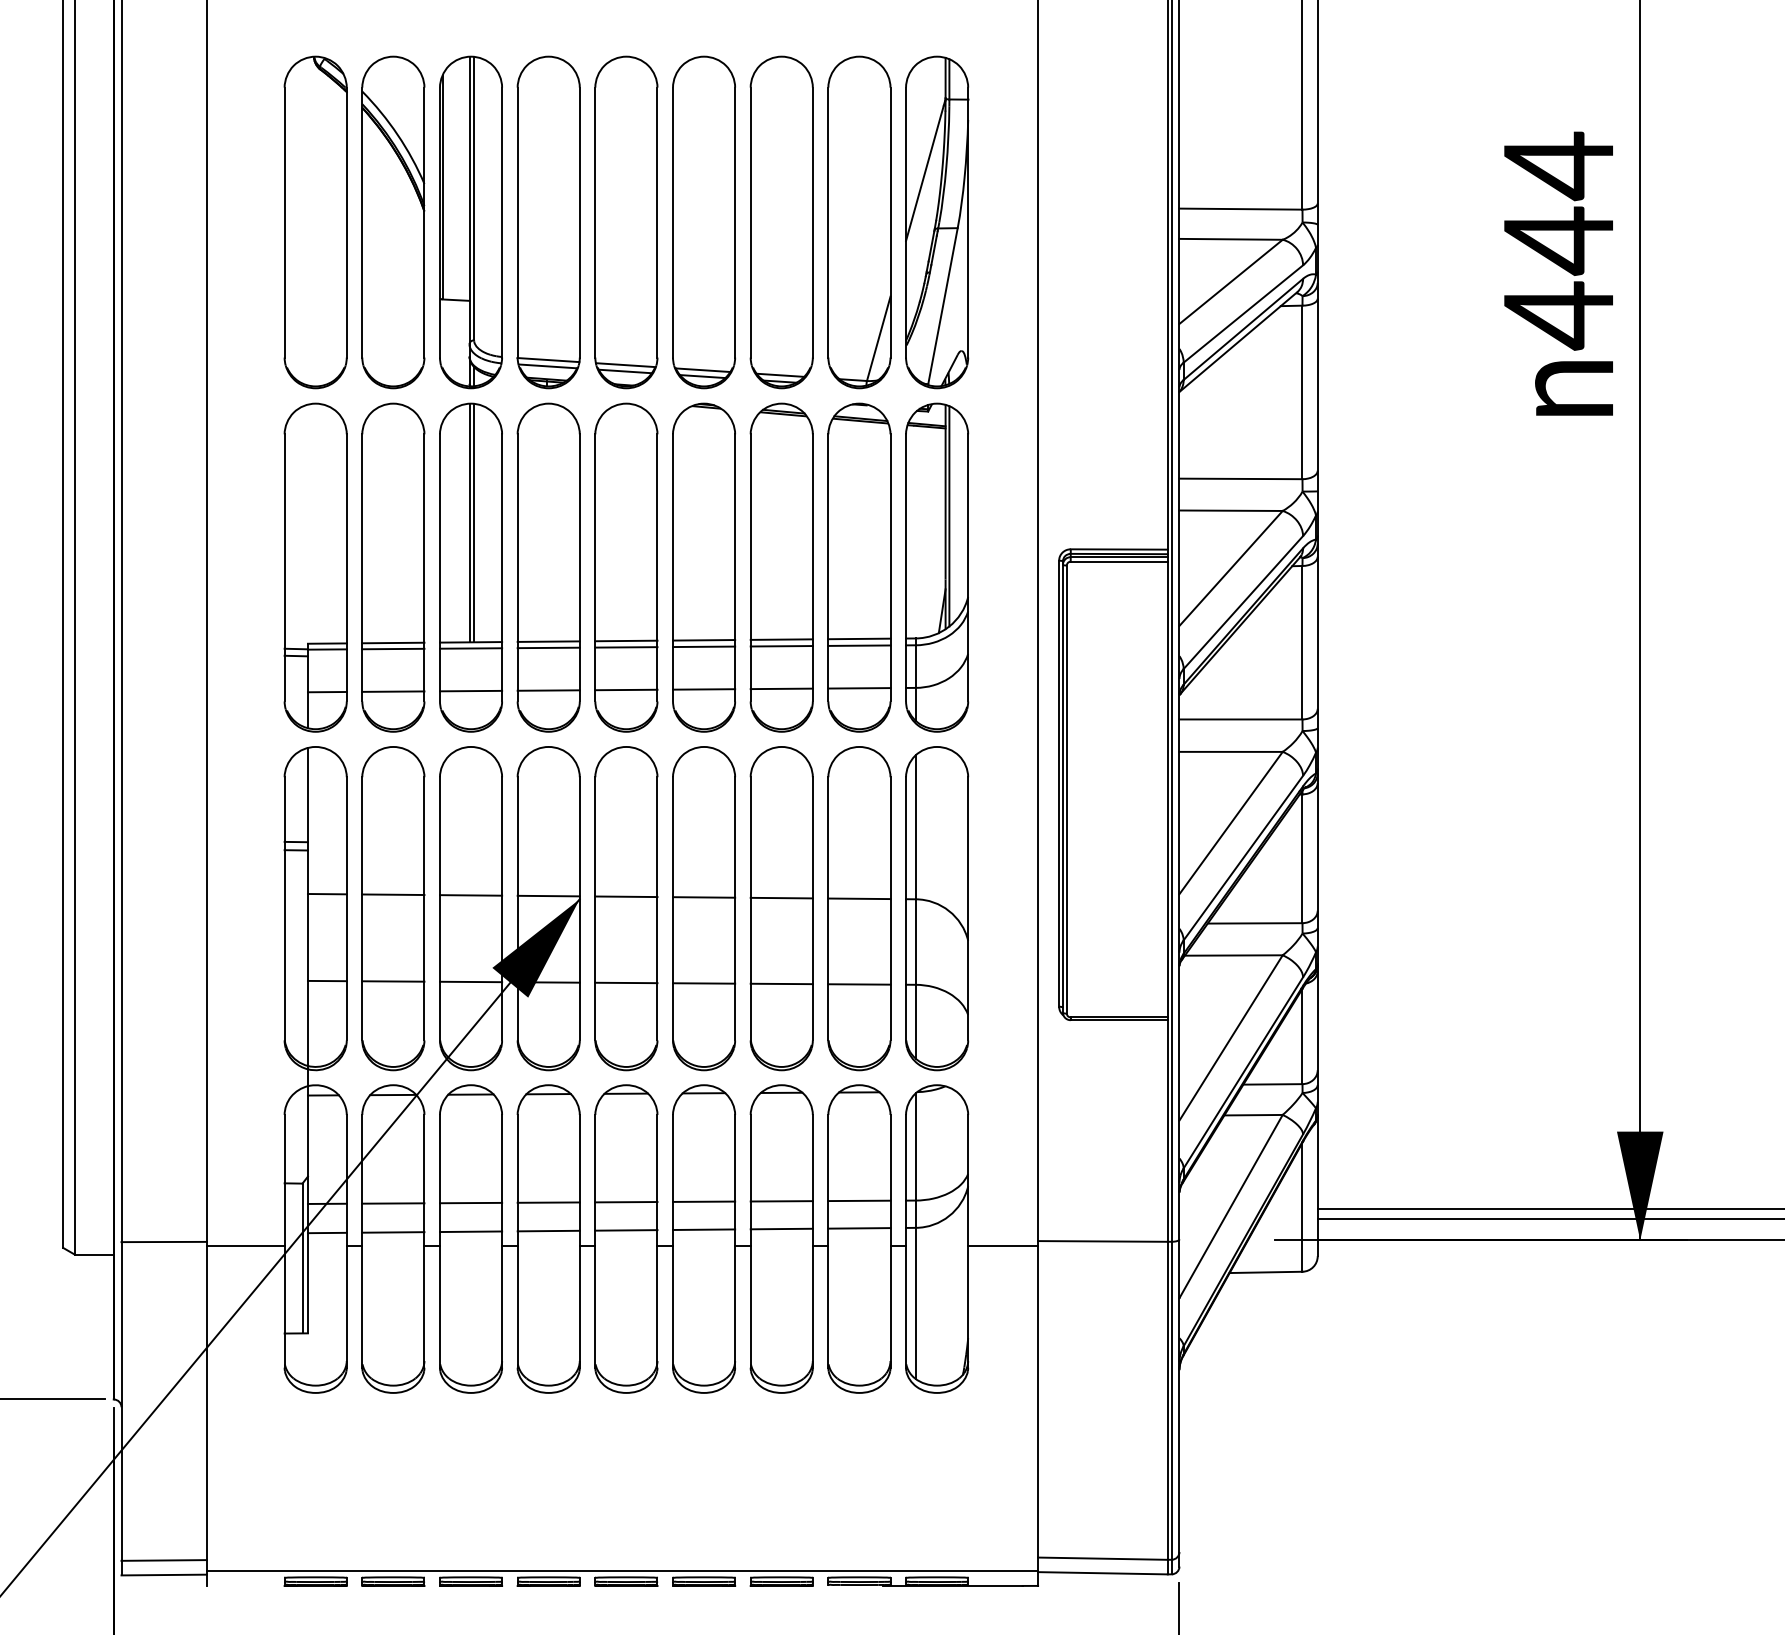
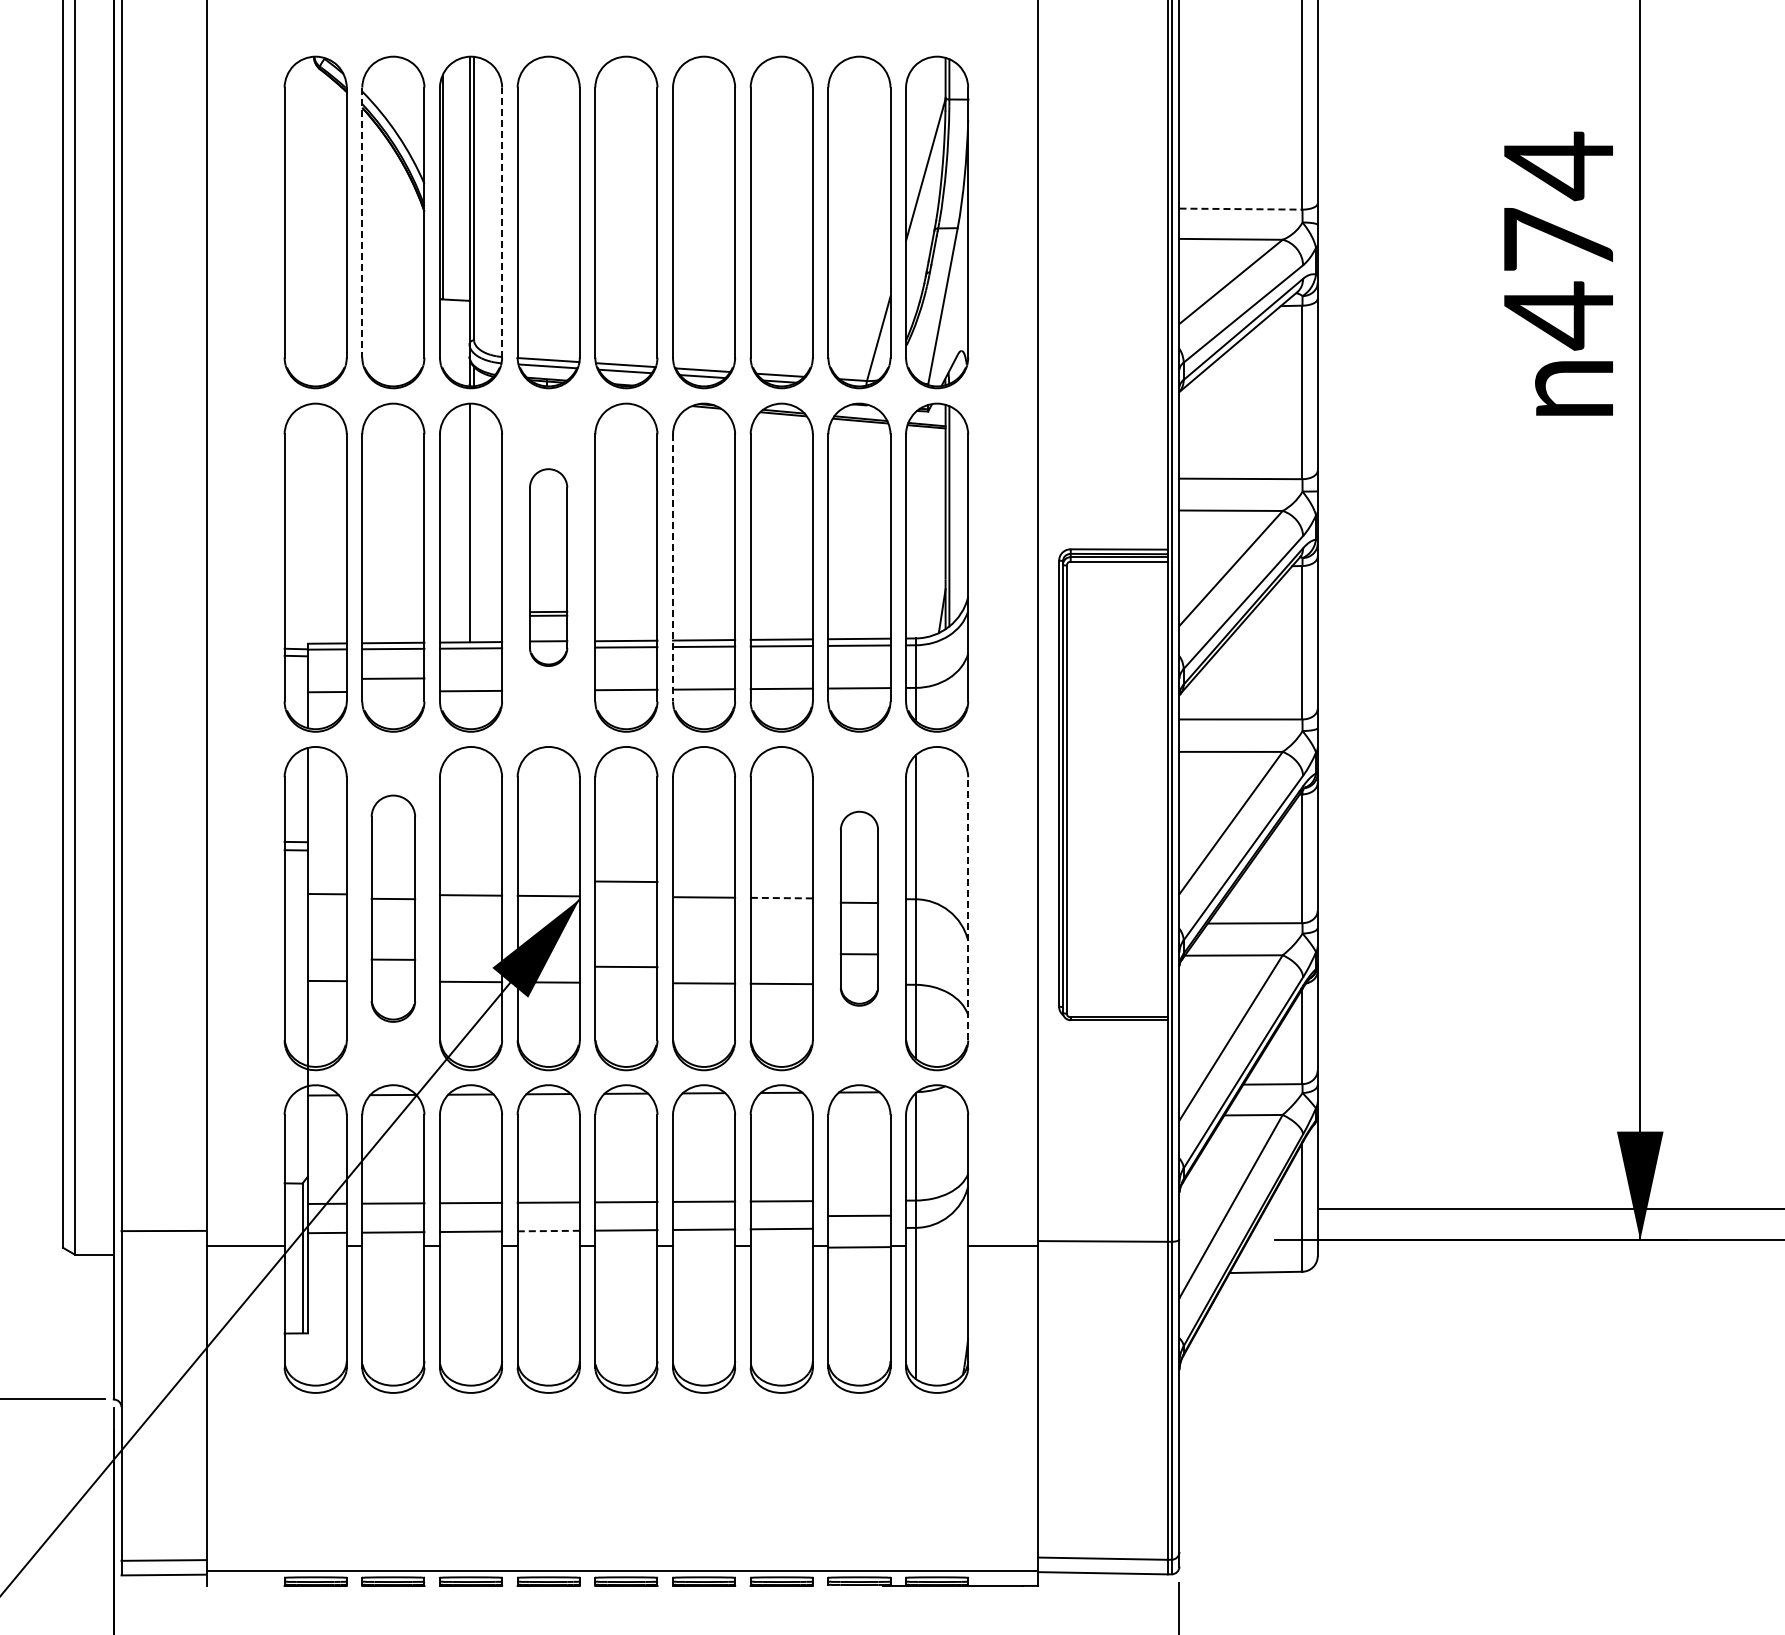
line: solid -> dashed (1240, 209)
line: solid -> dashed (362, 222)
line: solid -> dashed (502, 222)
text: 444 -> 474 (1558, 240)
line: present -> none (474, 522)
part size: 65x331 px -> 40x199 px (548, 567)
line: solid -> dashed (673, 567)
line position: (393, 691) -> (393, 678) (393, 678)
line position: (626, 896) -> (626, 881) (626, 881)
line: solid -> dashed (781, 898)
part size: 65x326 px -> 47x229 px (393, 908)
part size: 65x326 px -> 40x197 px (858, 908)
line: solid -> dashed (968, 908)
line position: (626, 982) -> (626, 966) (626, 966)
line position: (859, 1200) -> (859, 1215) (859, 1215)
line: present -> none (1549, 1218)
line position: (859, 1228) -> (859, 1247) (859, 1247)
line: solid -> dashed (548, 1231)
line position: (163, 1241) -> (163, 1230) (163, 1230)
